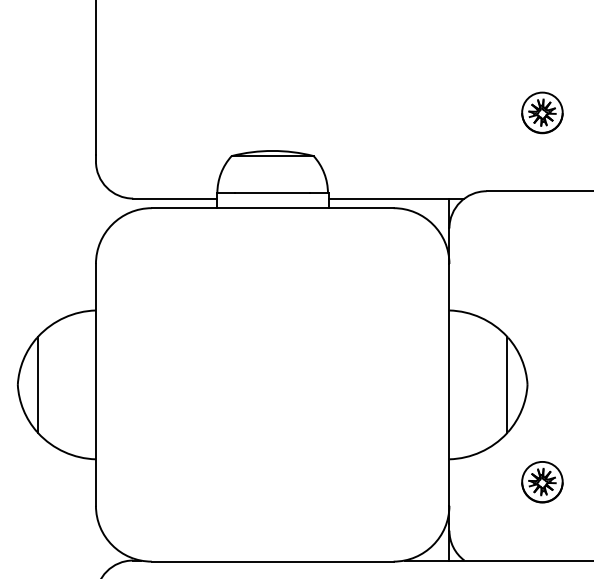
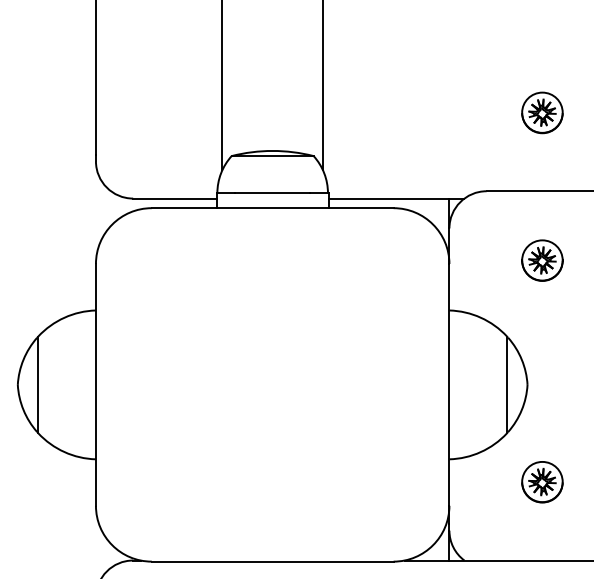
line: none -> present (222, 86)
line: none -> present (322, 86)
part: none -> present (542, 260)
